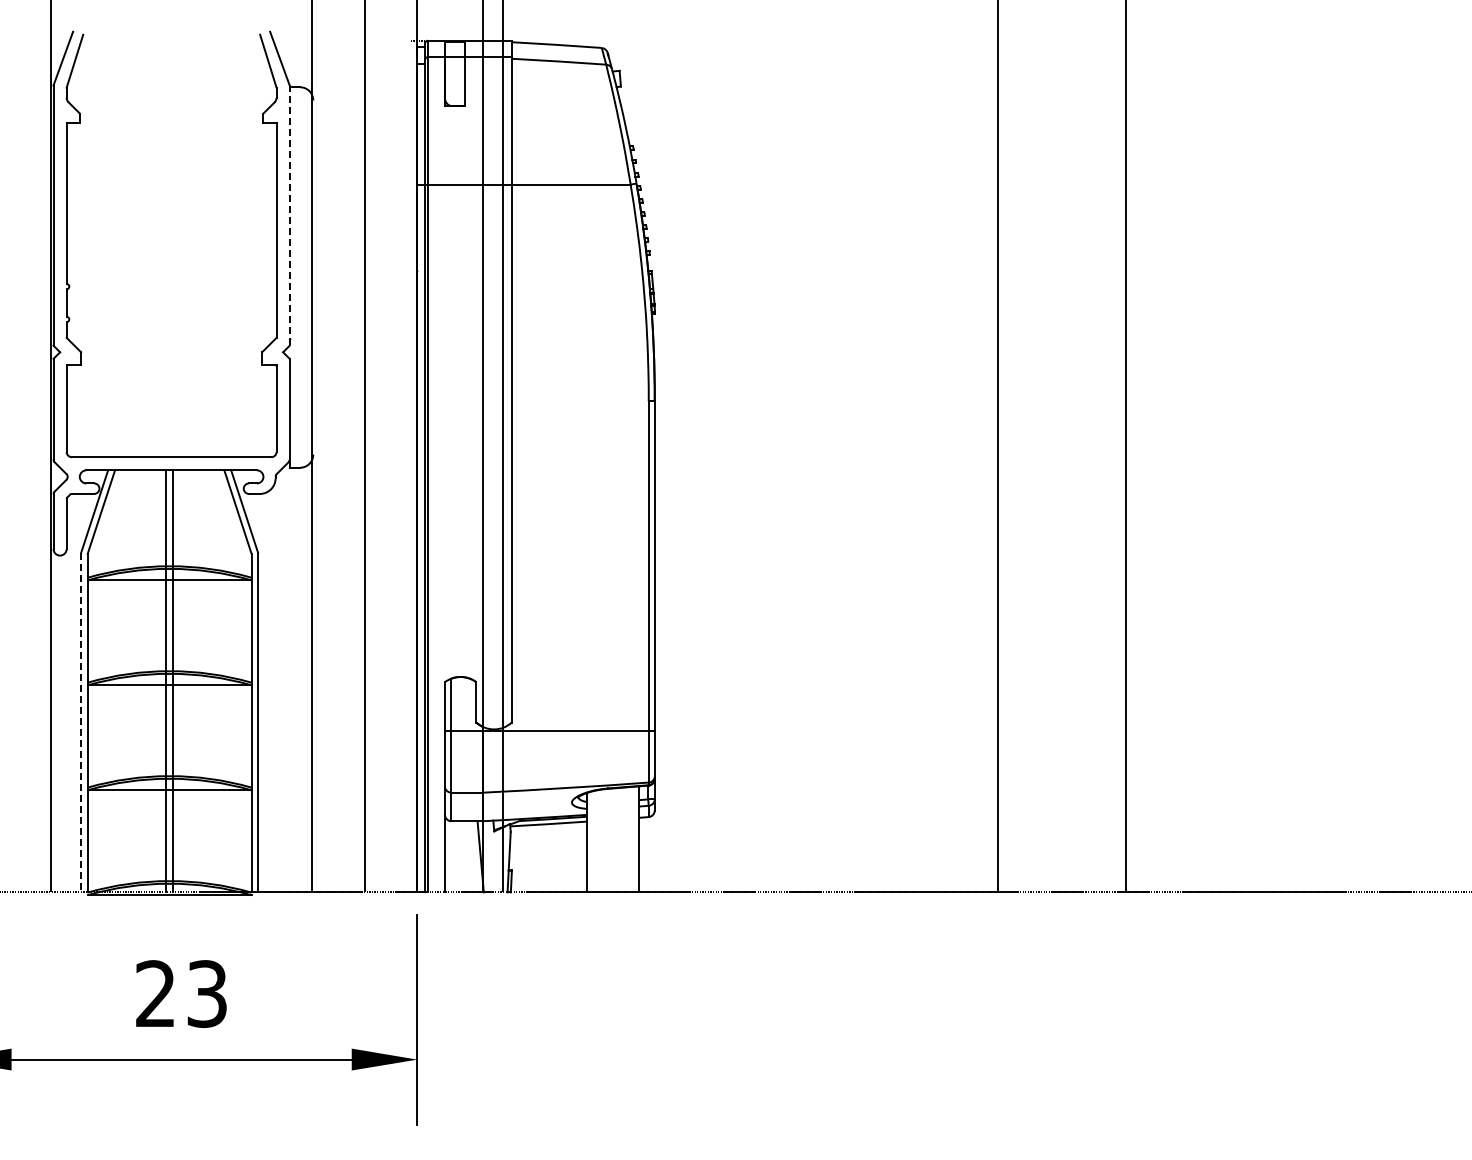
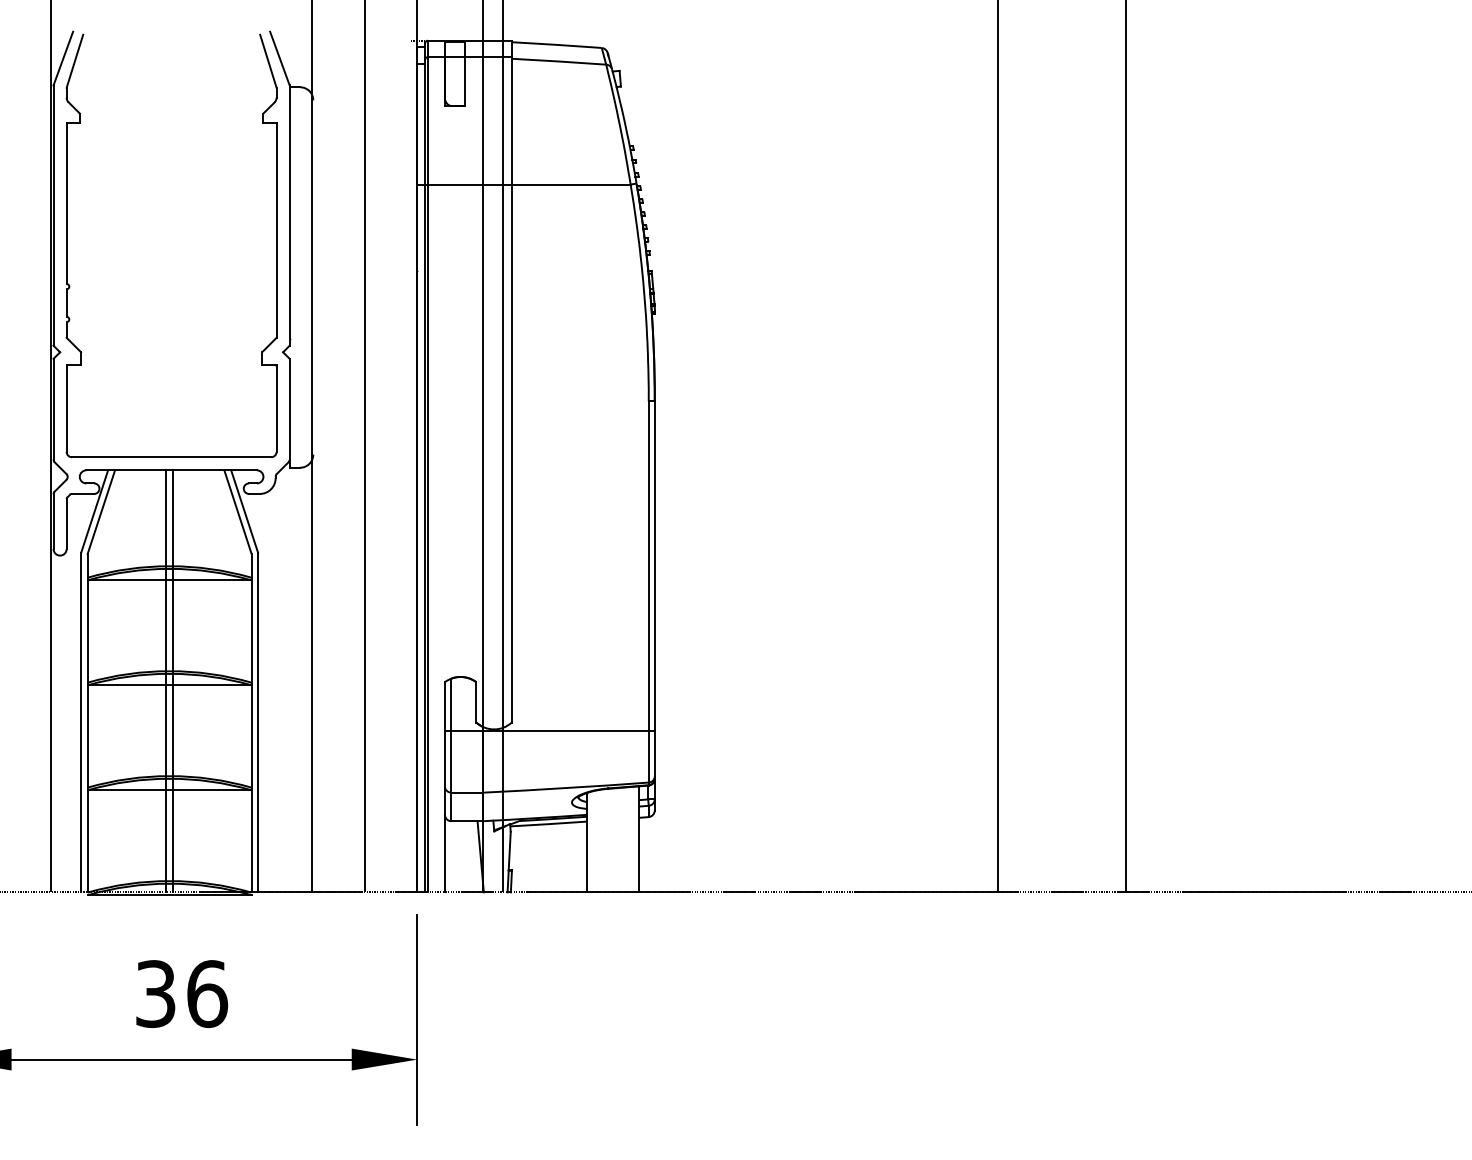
line: dashed -> solid (289, 216)
line: dashed -> solid (81, 722)
text: 23 -> 36 (182, 994)
